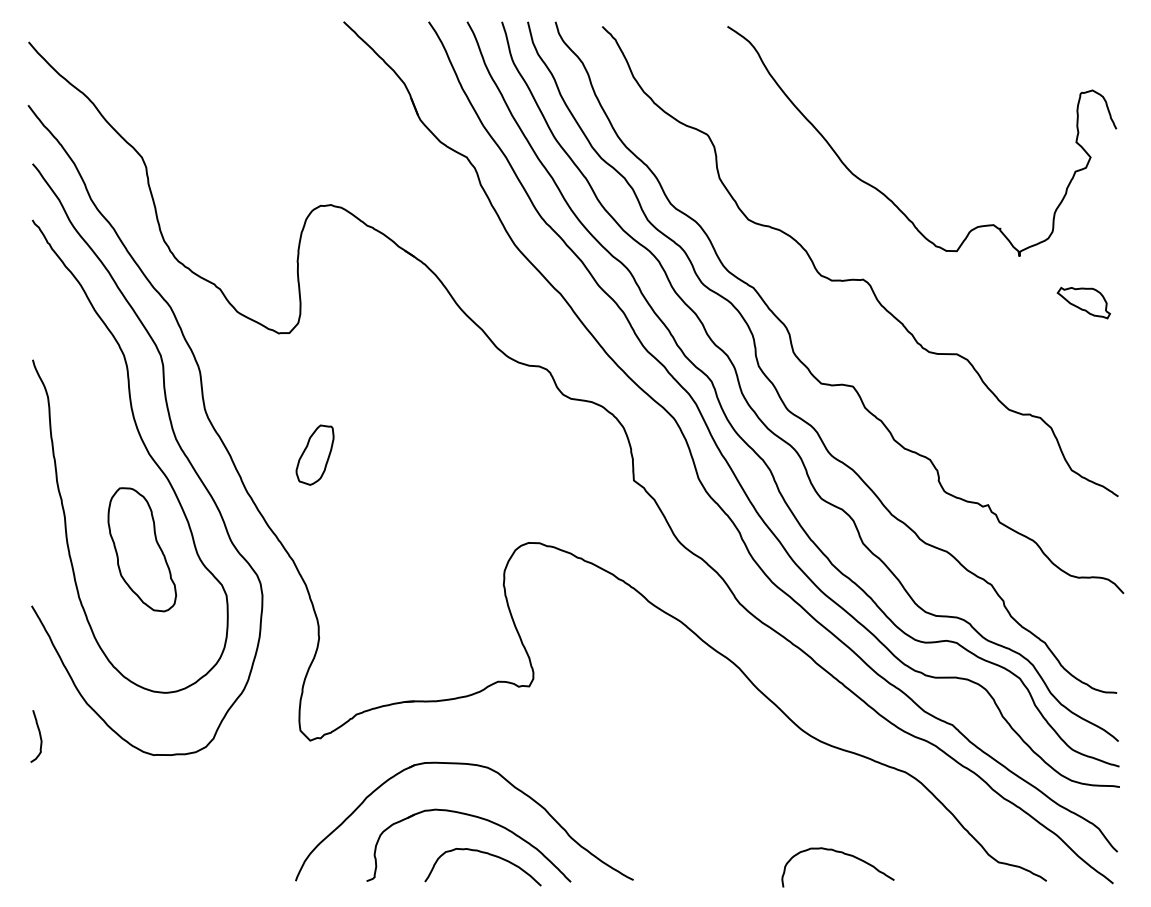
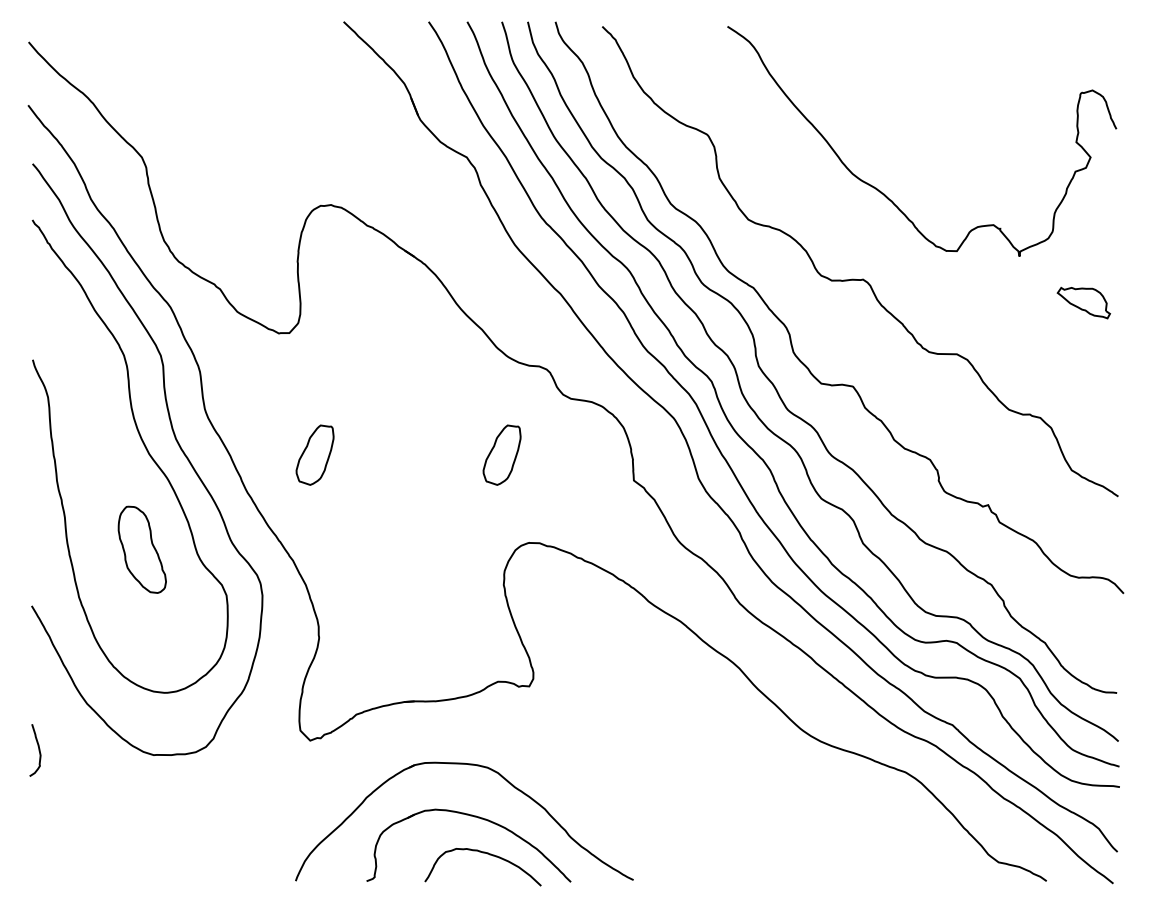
part: none -> present (501, 454)
part size: 71x126 px -> 50x89 px (141, 549)
curve position: (39, 736) -> (38, 750) (38, 750)
curve: present -> none (843, 854)
